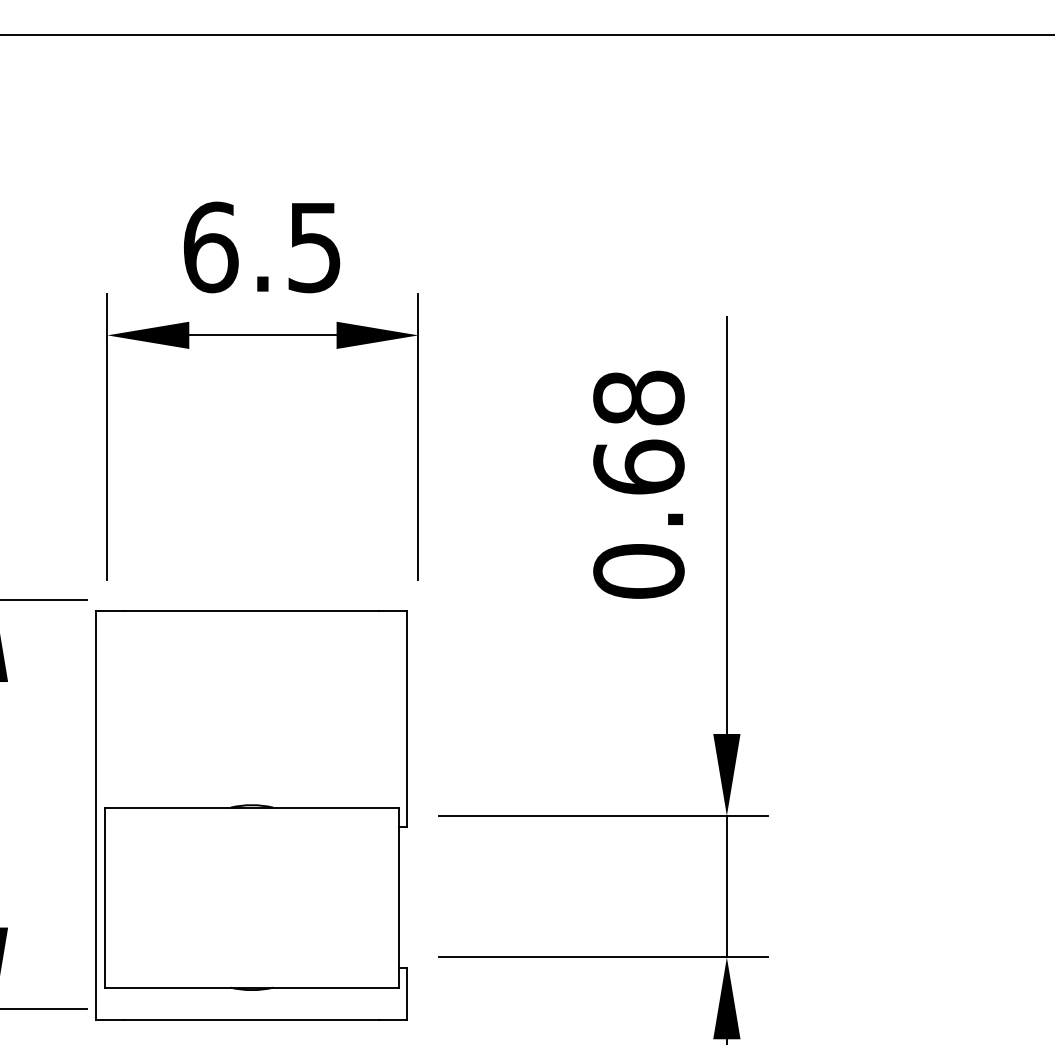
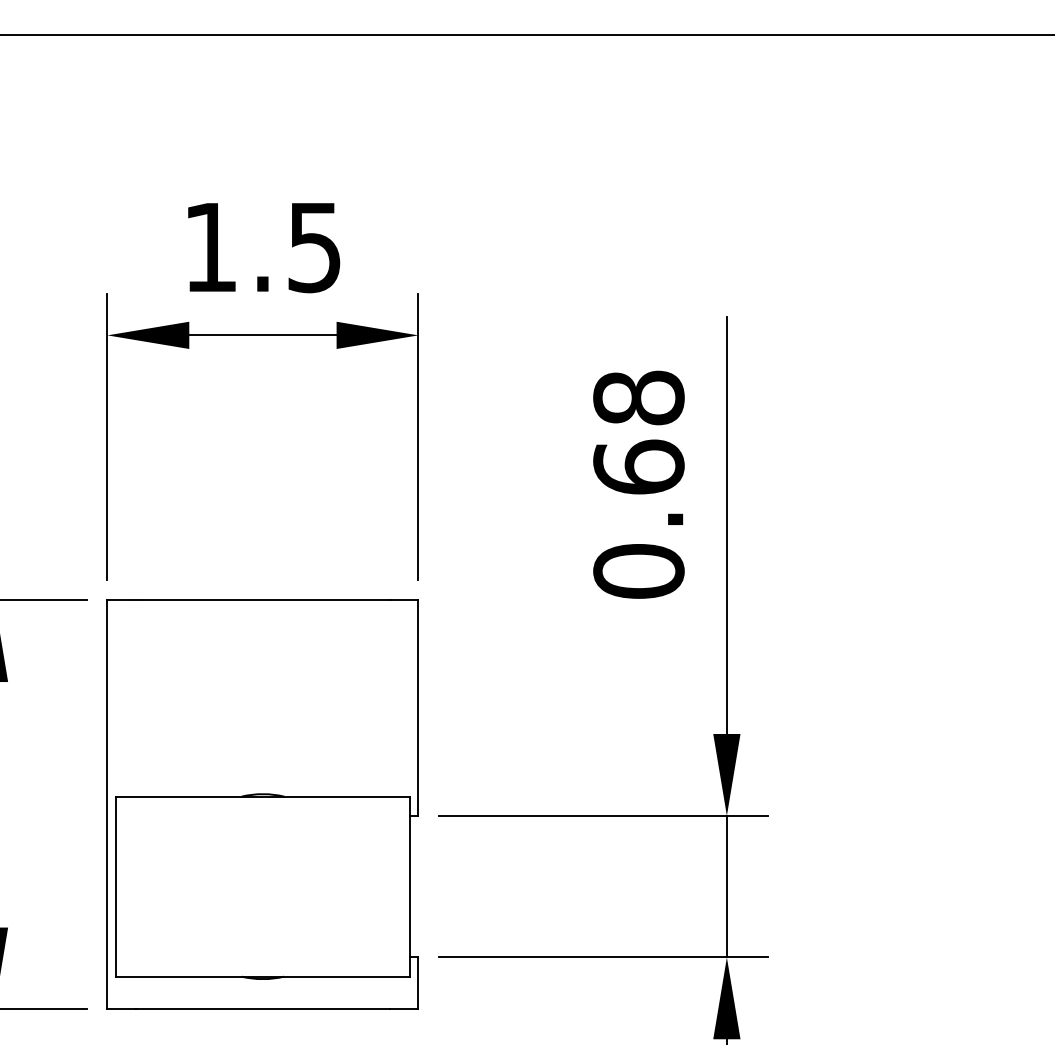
text: 6.5 -> 1.5 (210, 247)
part position: (251, 815) -> (262, 804) (262, 804)
